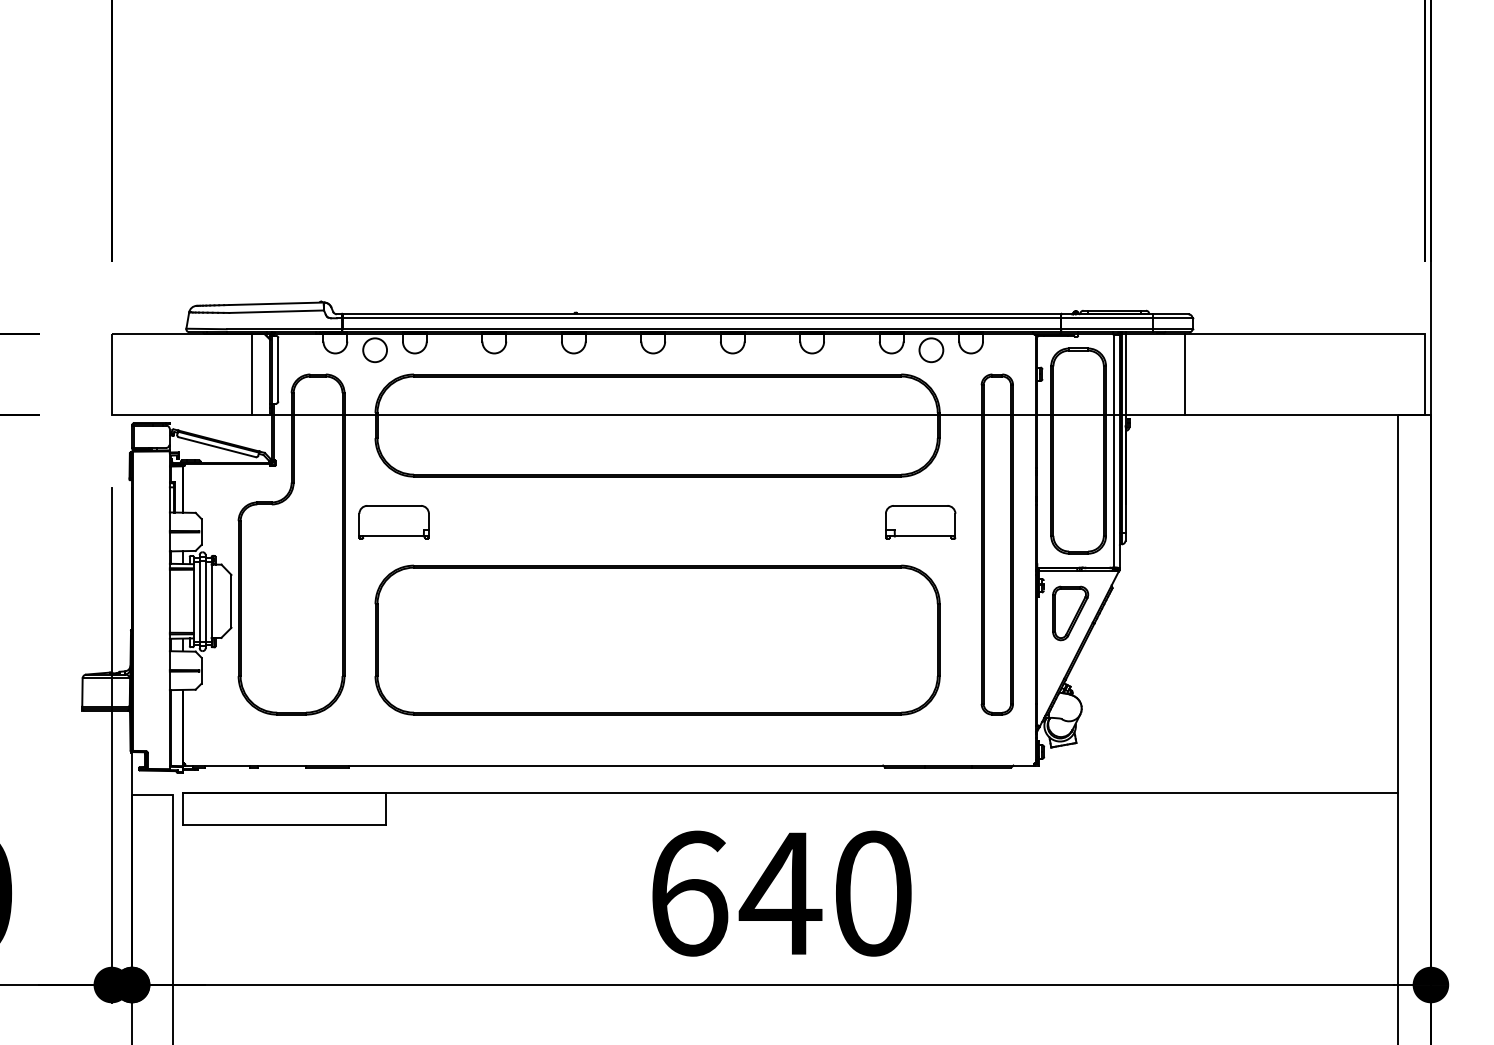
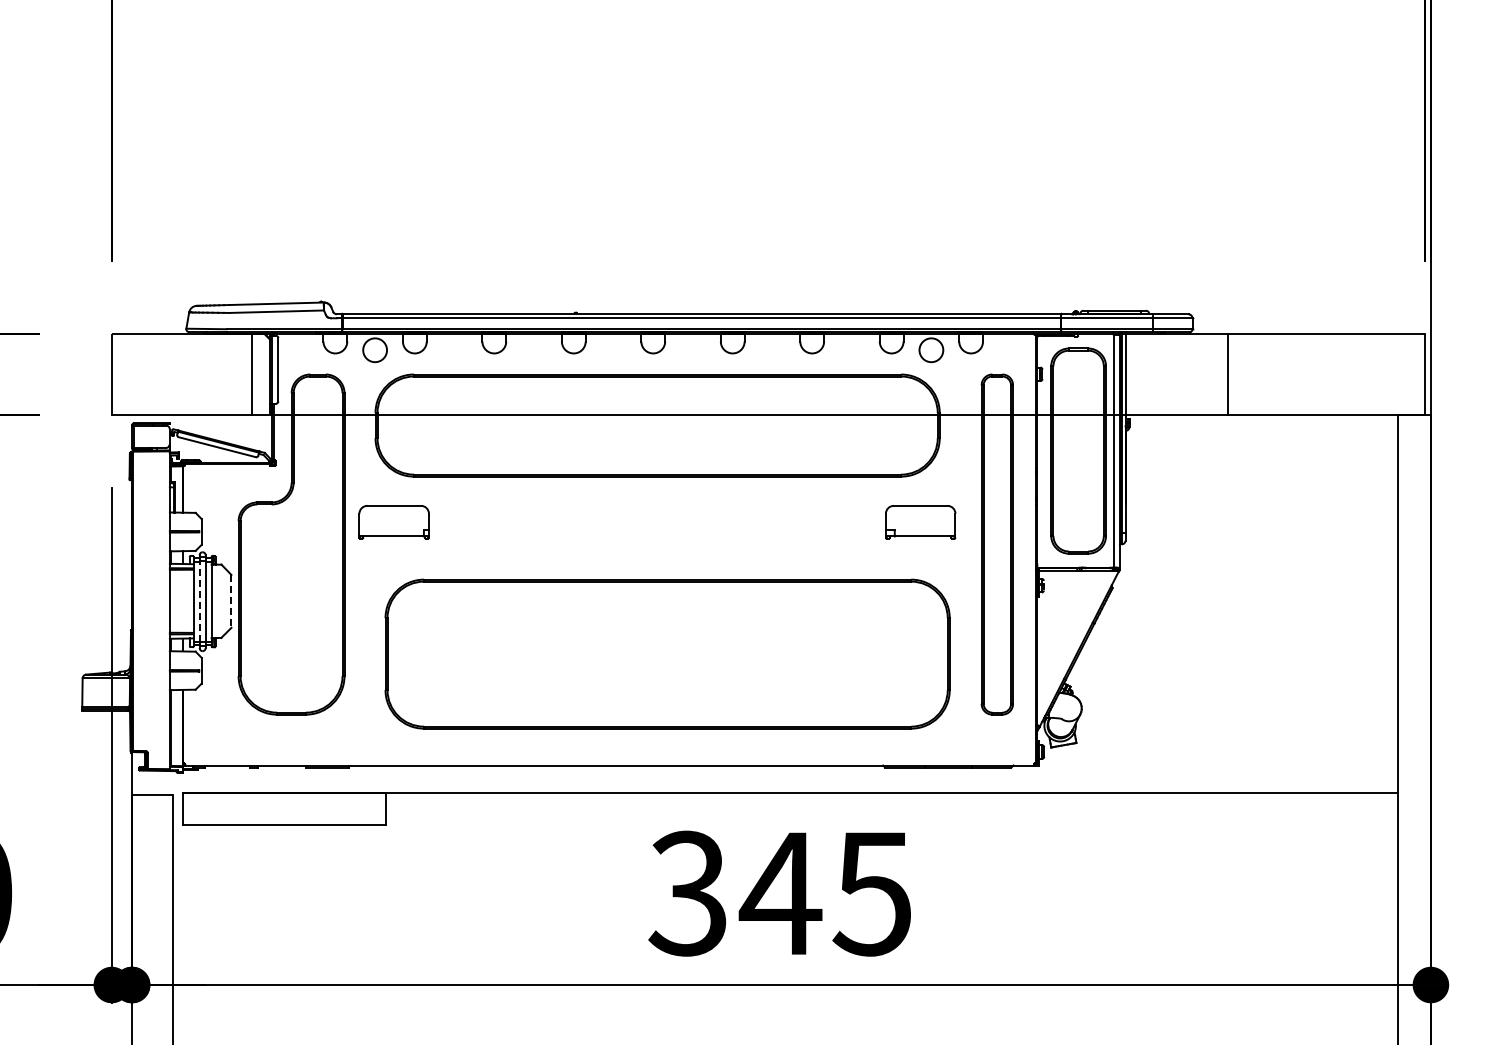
line position: (1185, 374) -> (1228, 374) (1228, 374)
line: solid -> dashed (199, 601)
line: solid -> dashed (231, 601)
part: present -> none (1070, 613)
part position: (657, 639) -> (667, 653) (667, 653)
text: 640 -> 345 (779, 893)
